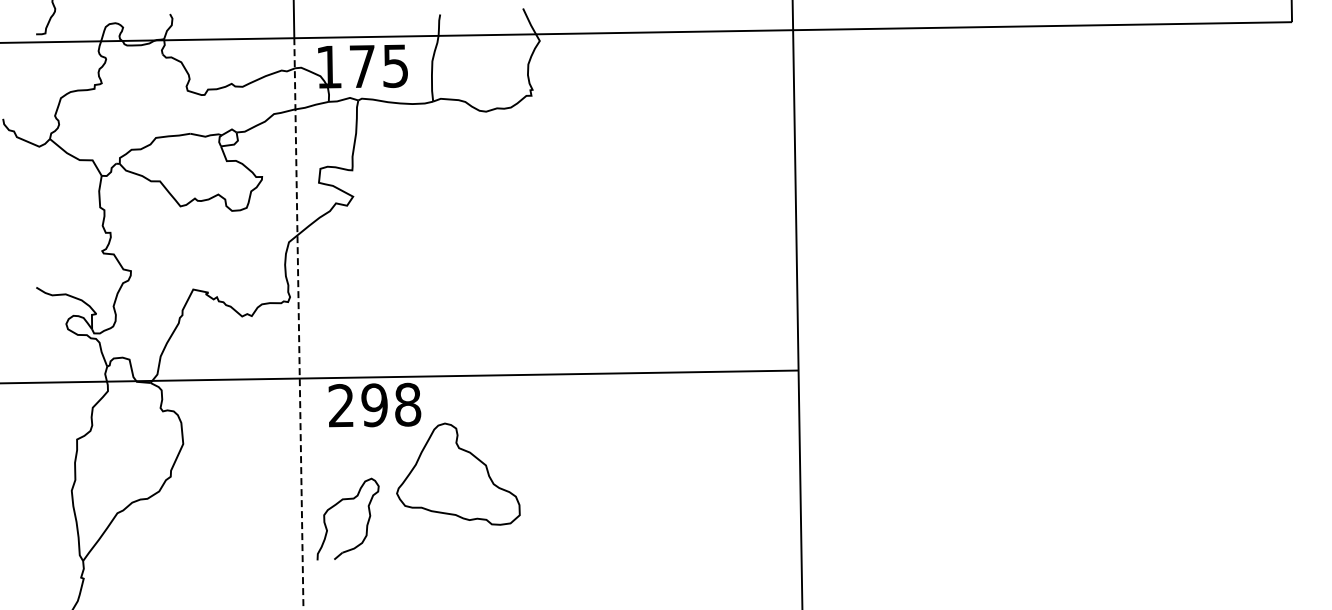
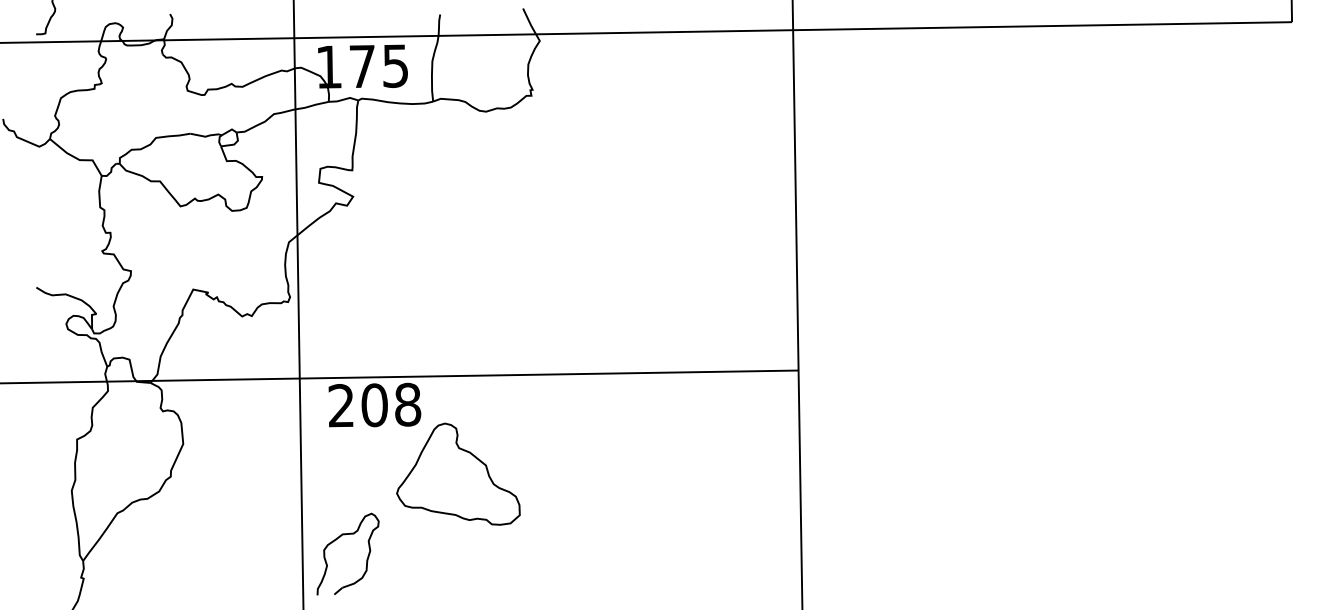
line: dashed -> solid (298, 324)
text: 298 -> 208 (374, 405)
part position: (336, 505) -> (336, 540) (336, 540)
